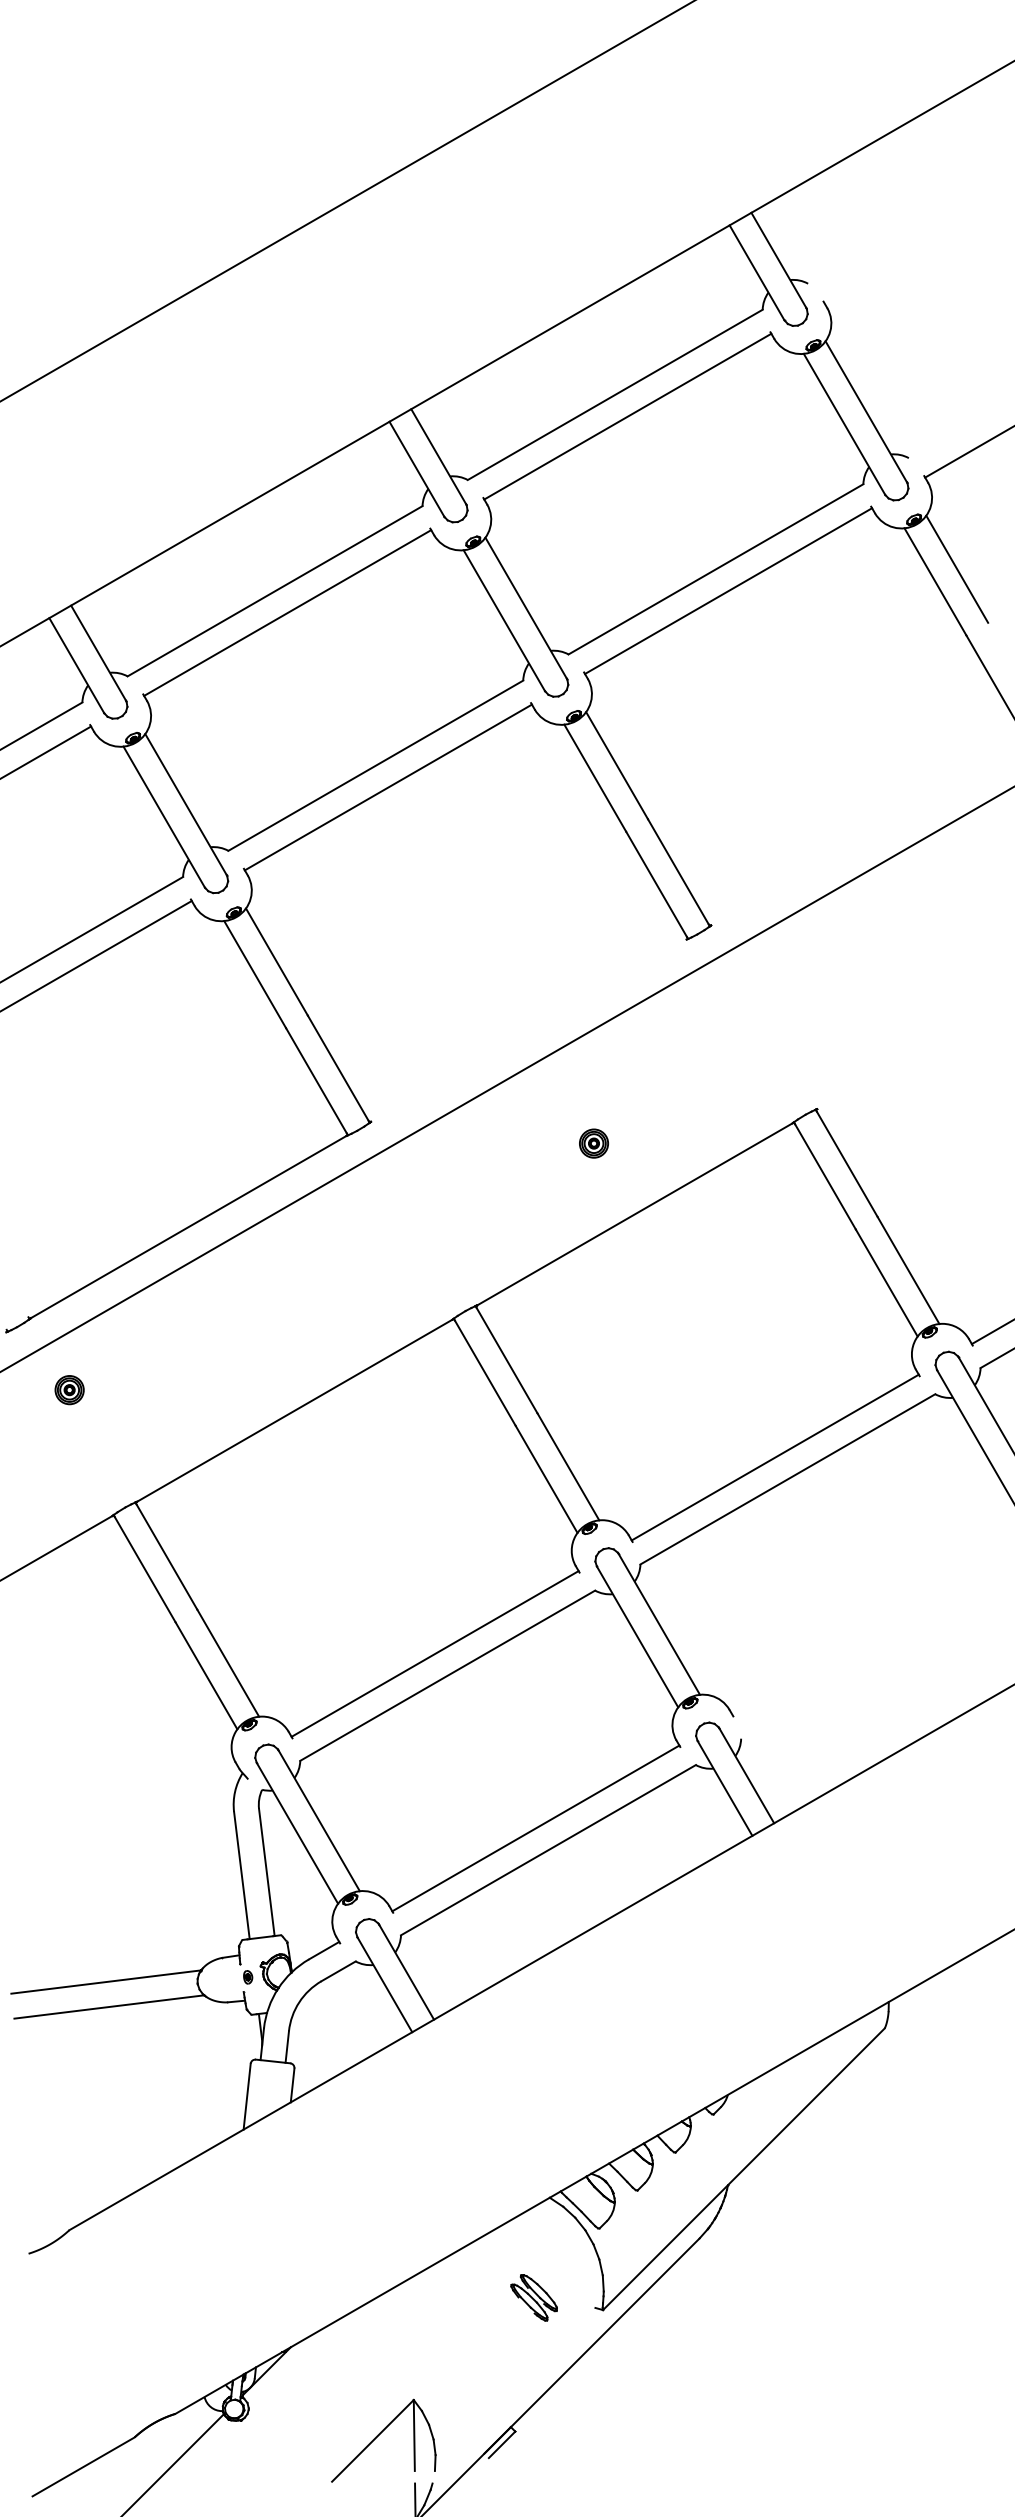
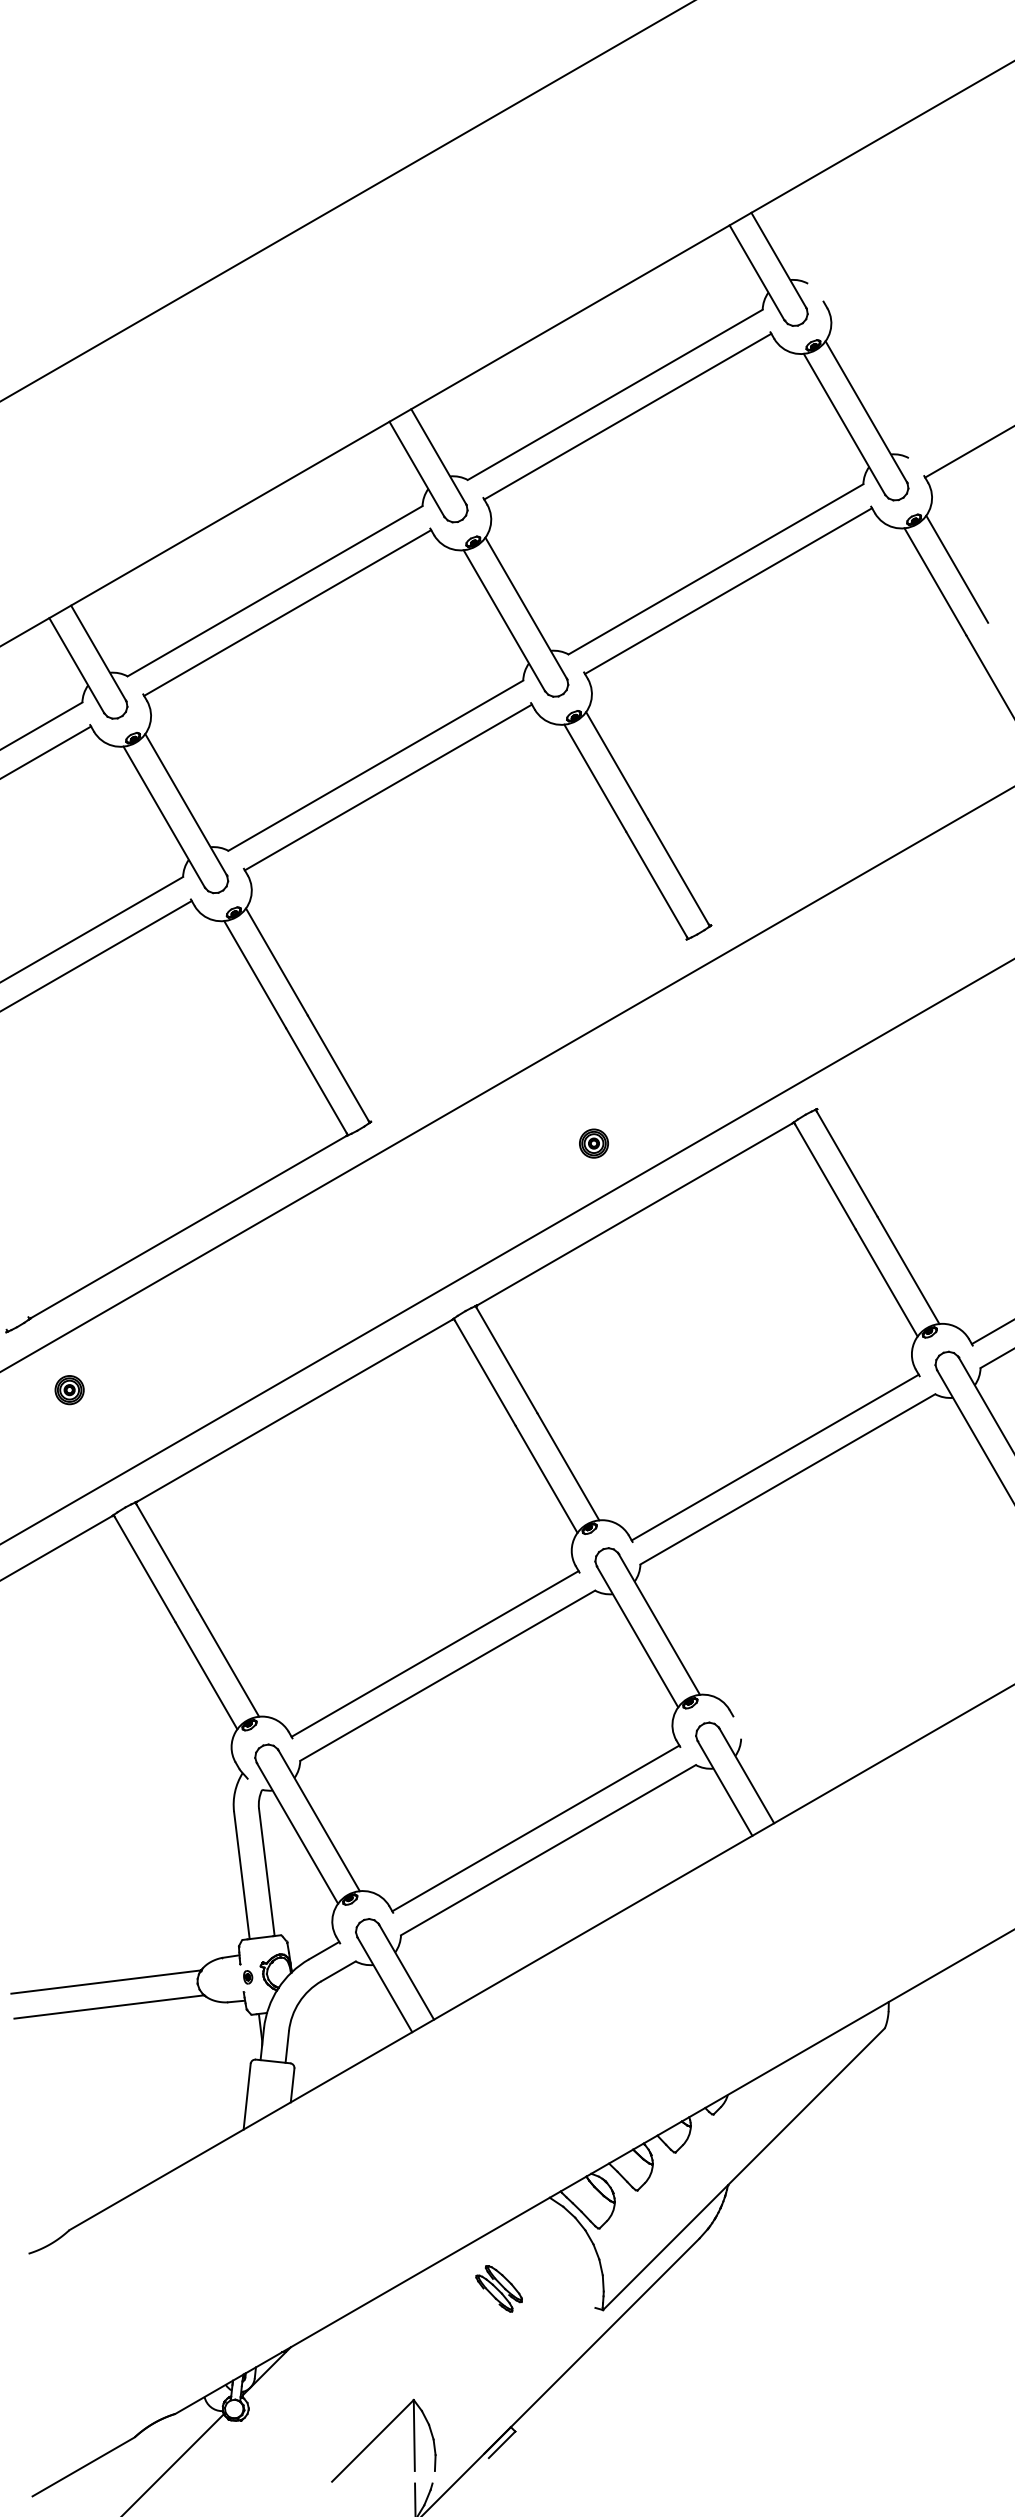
line: none -> present (506, 1251)
part position: (533, 2297) -> (498, 2288) (498, 2288)
